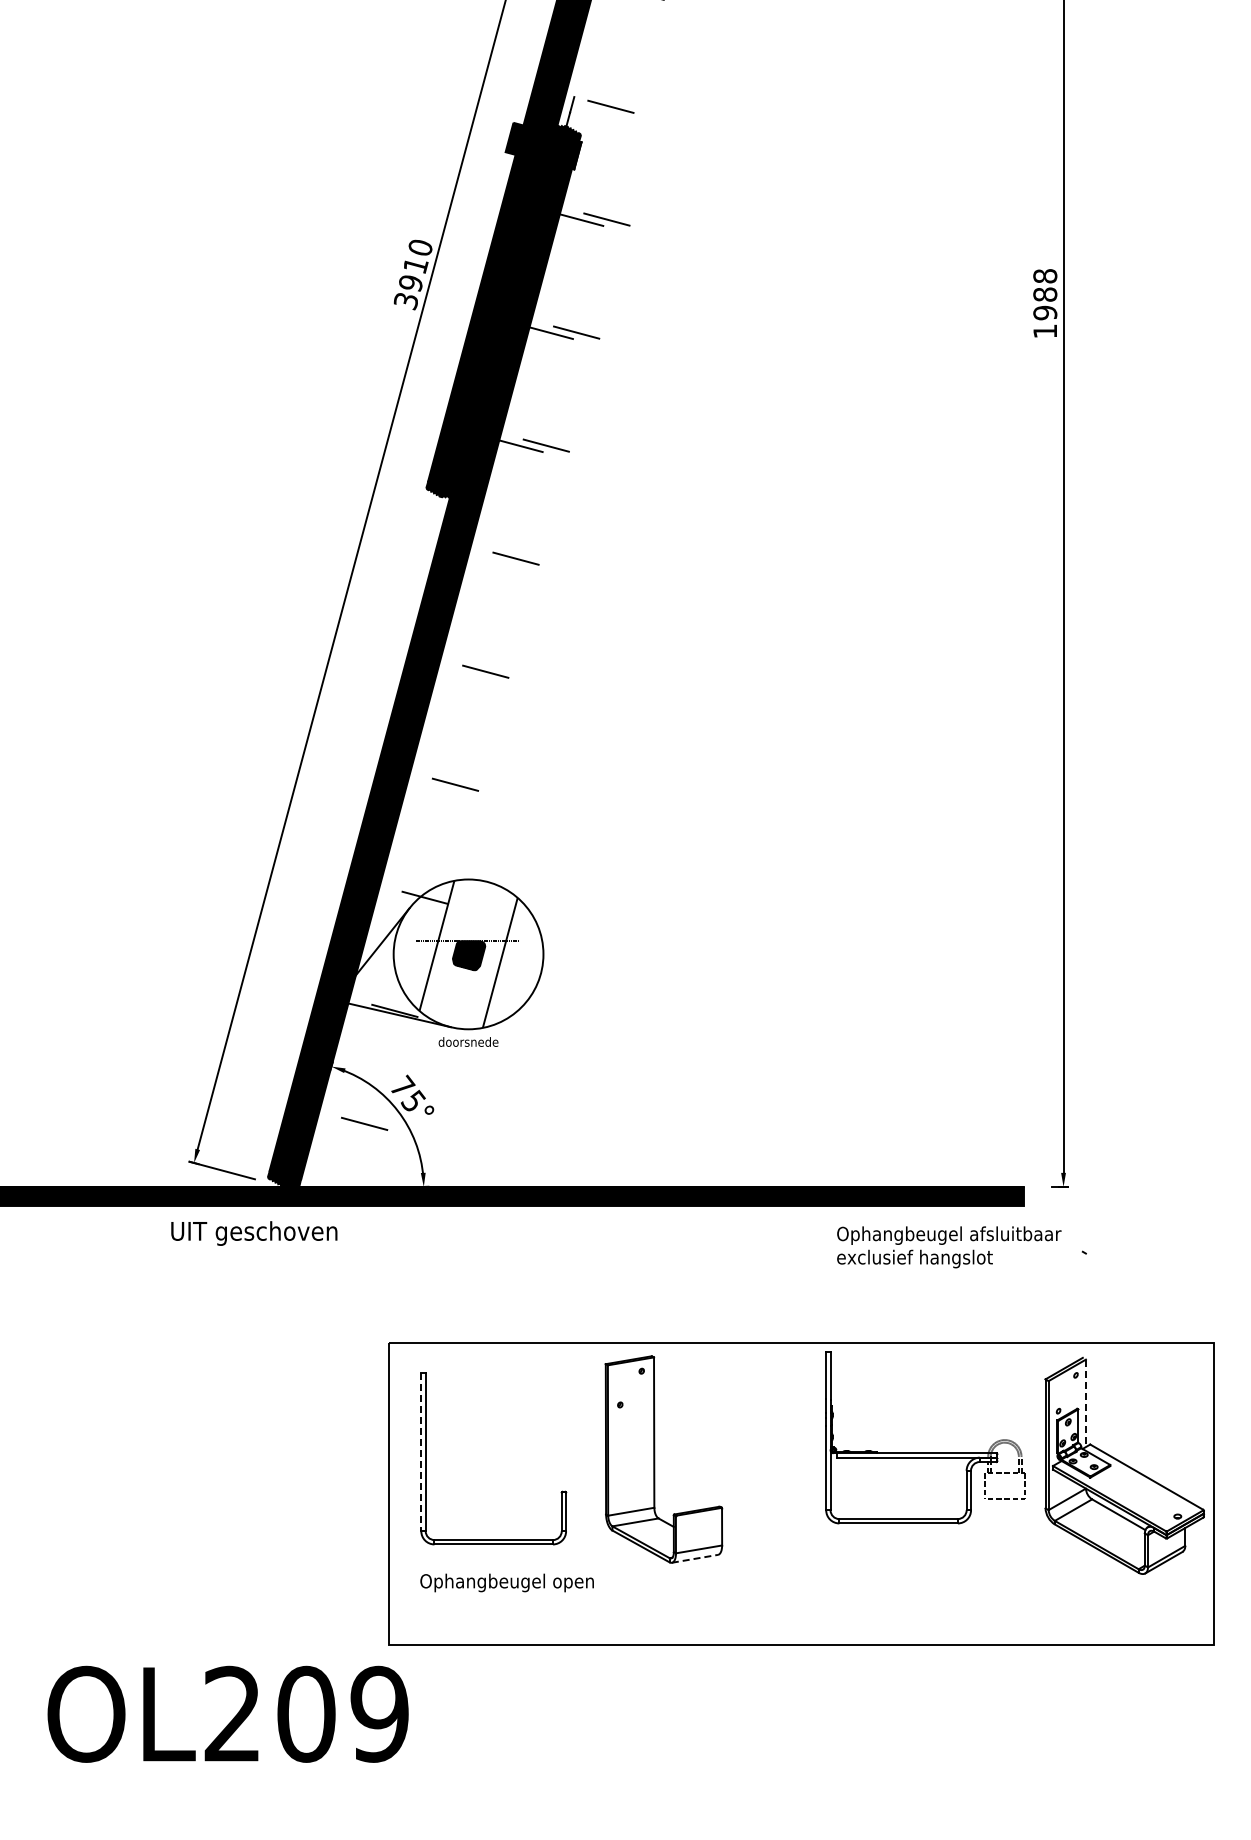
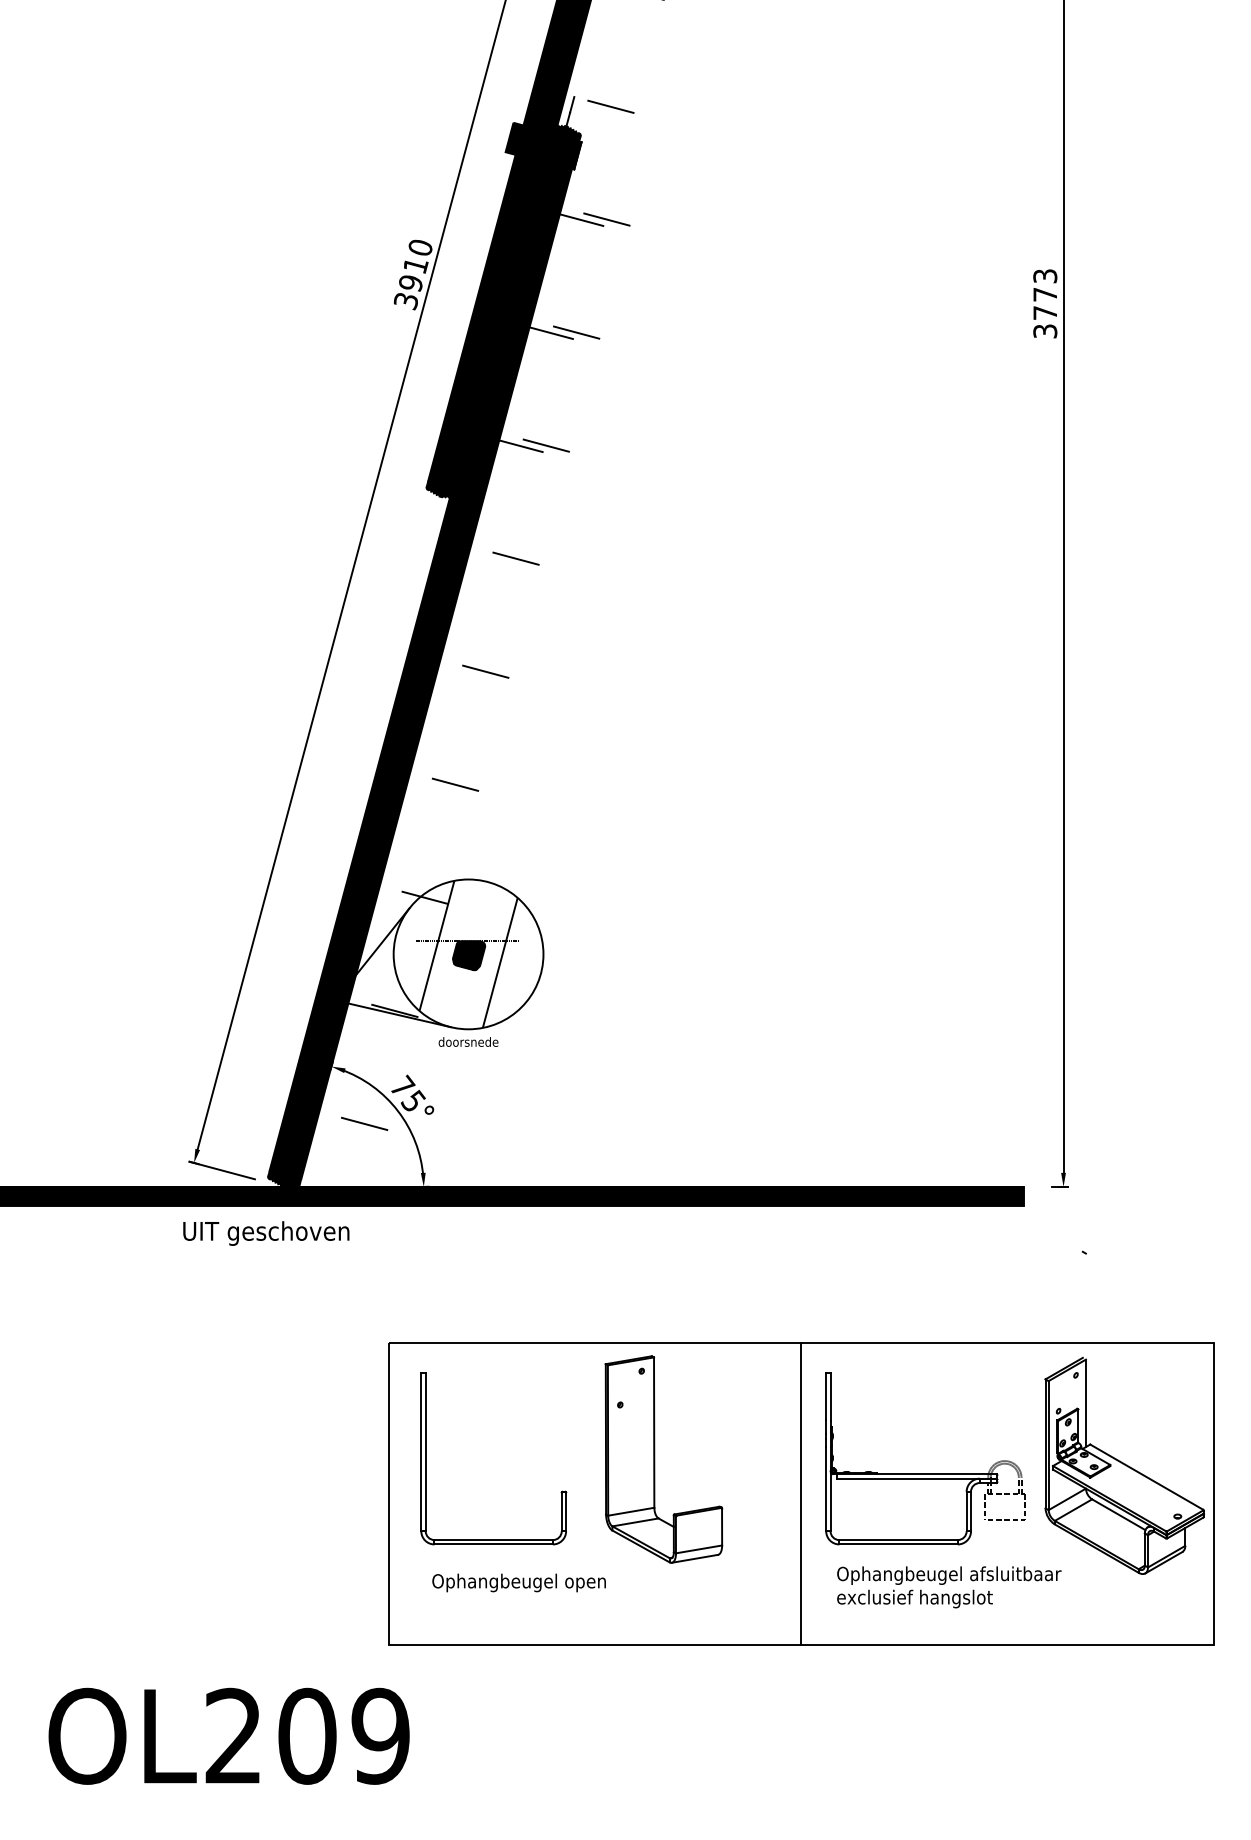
text: 1988 -> 3773 (1045, 303)
text position: (254, 1233) -> (266, 1233) (266, 1233)
text position: (949, 1247) -> (949, 1587) (949, 1587)
line: dashed -> solid (1085, 1403)
line: dashed -> solid (421, 1452)
part position: (925, 1452) -> (925, 1473) (925, 1473)
line: none -> present (801, 1494)
line: dashed -> solid (695, 1558)
text position: (506, 1582) -> (518, 1582) (518, 1582)
text position: (227, 1713) -> (228, 1735) (228, 1735)
